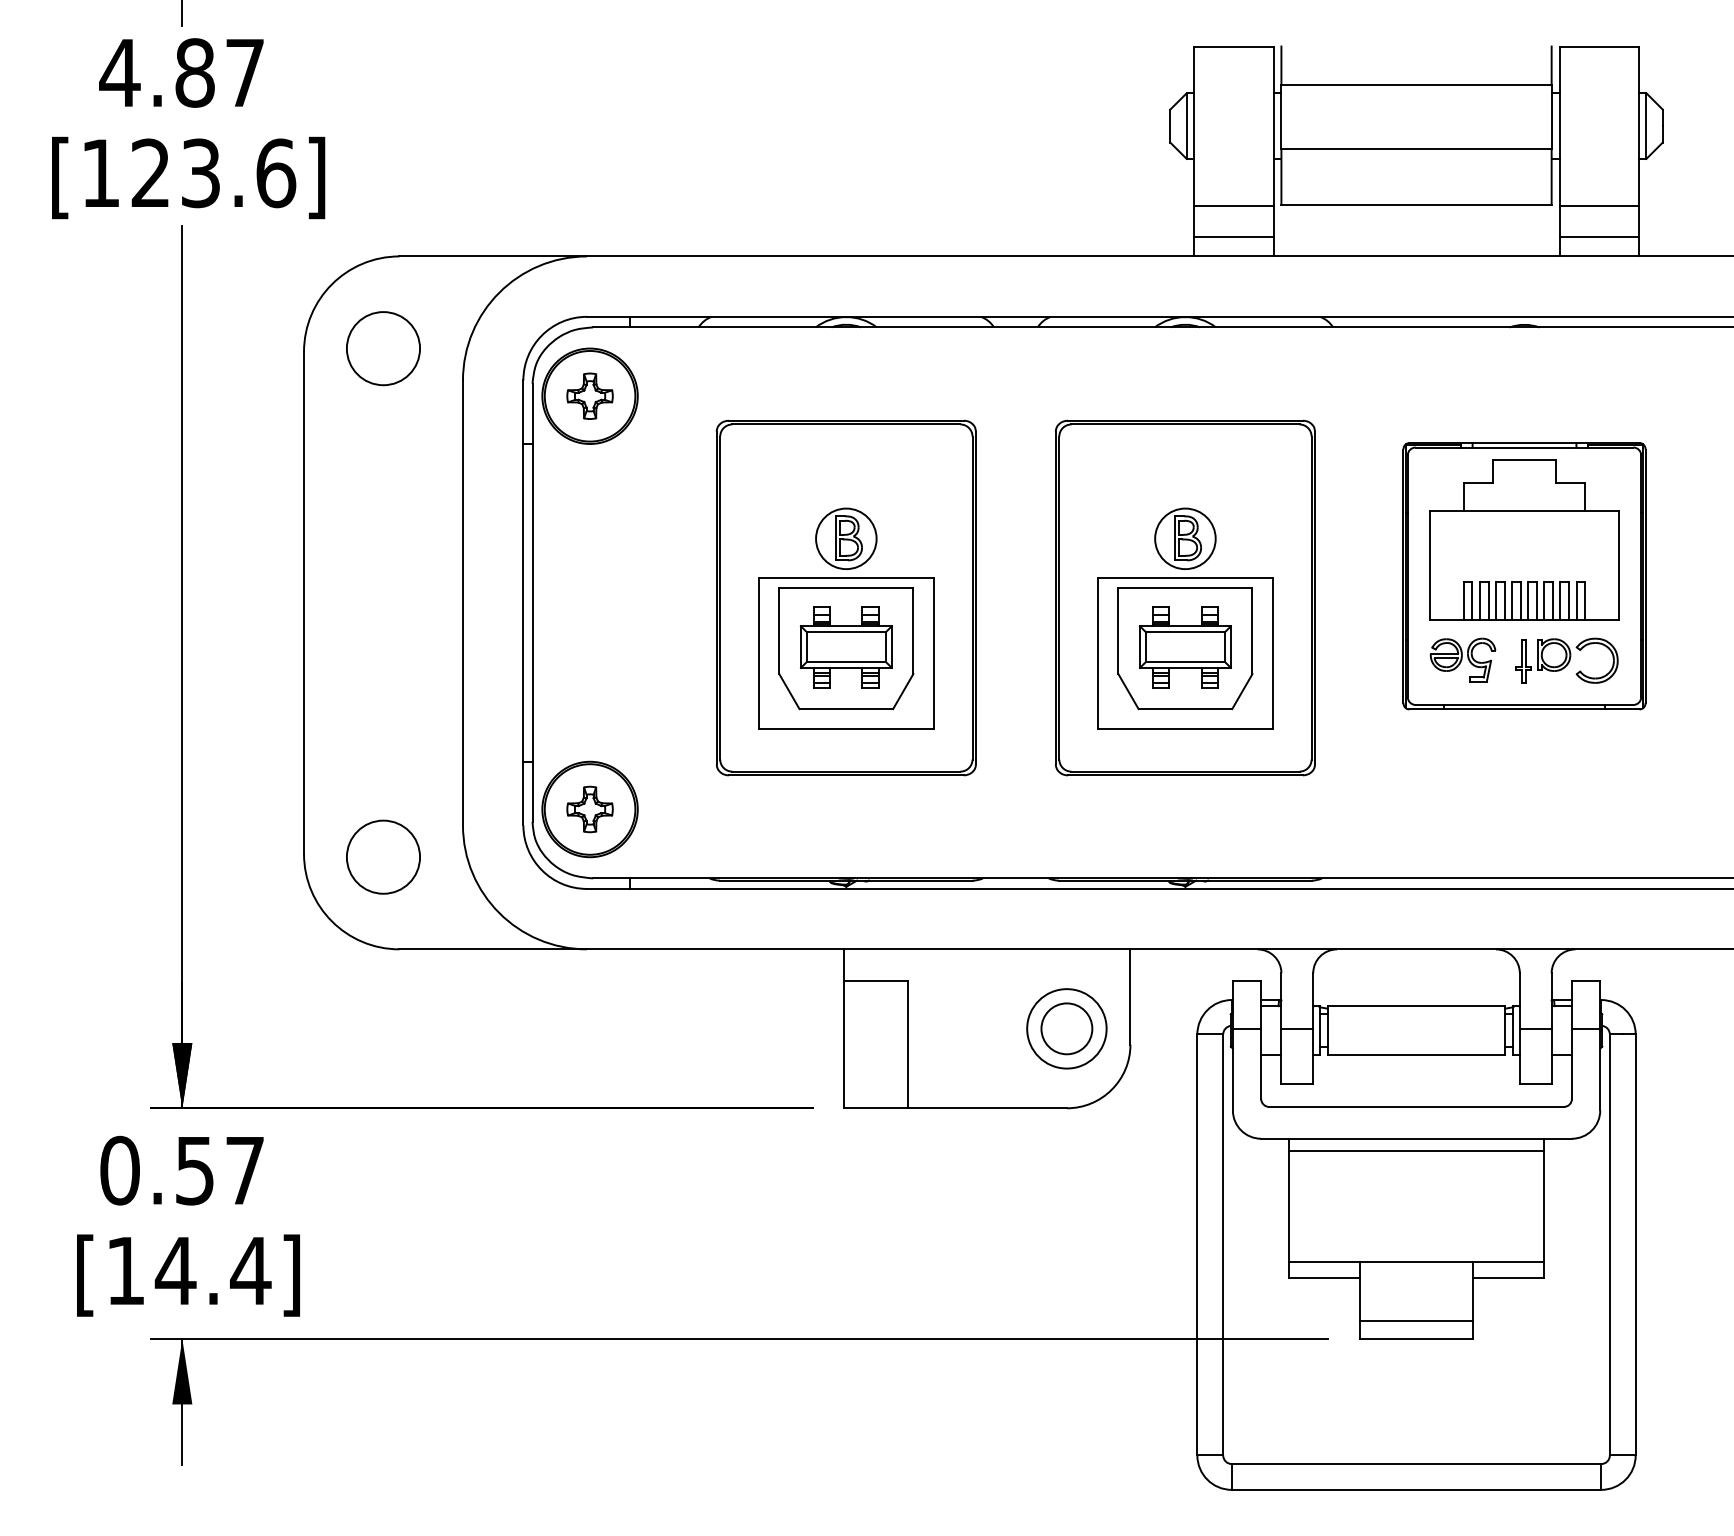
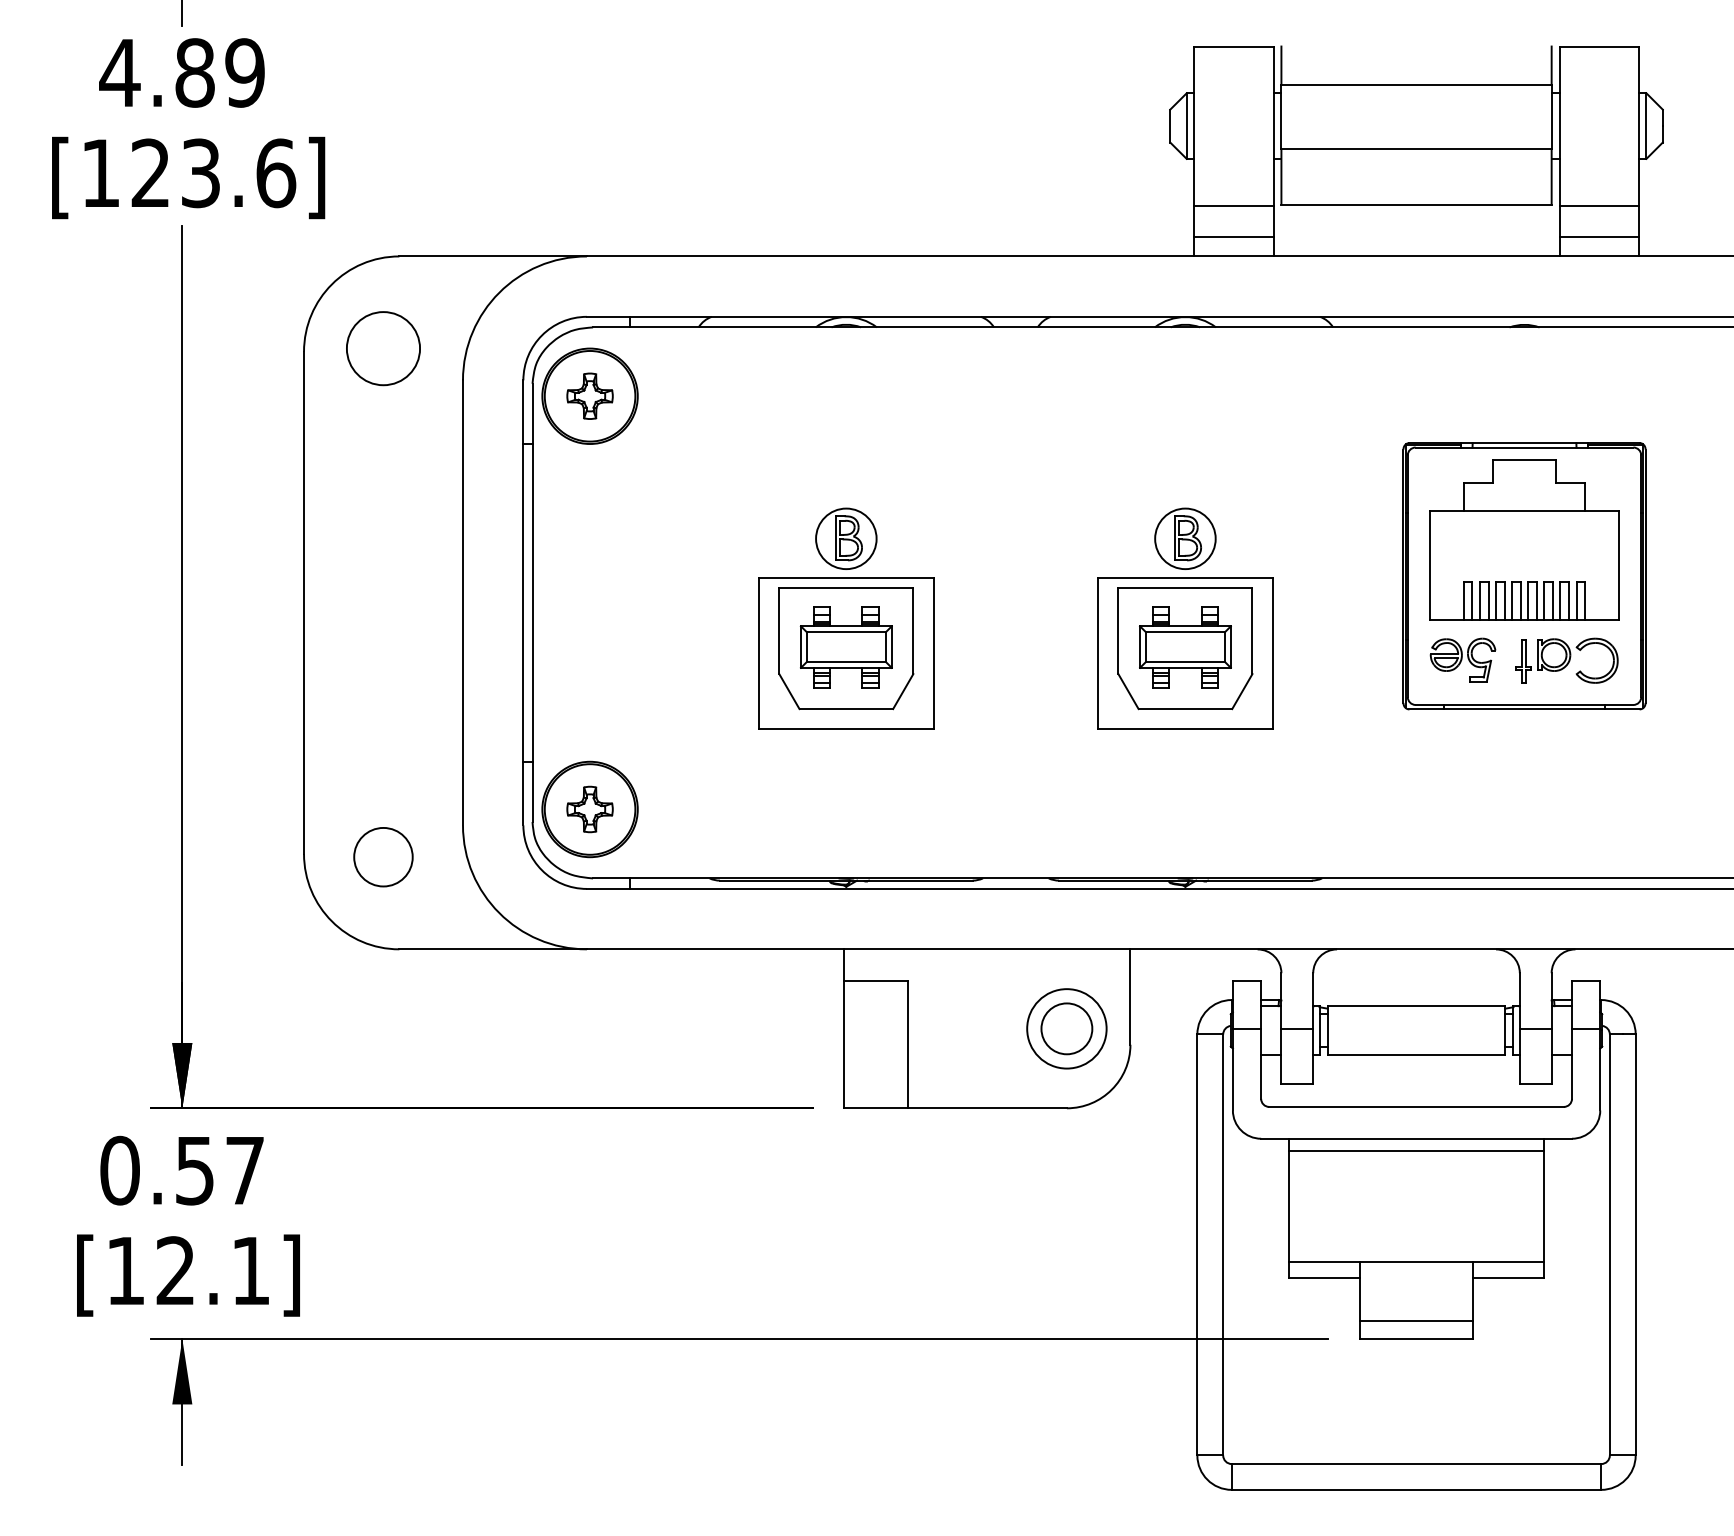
text: 4.87 -> 4.89 (244, 72)
part: present -> none (845, 597)
part: present -> none (1185, 597)
circle diameter: 73 px -> 59 px (383, 856)
text: [14.4] -> [12.1] (212, 1270)
